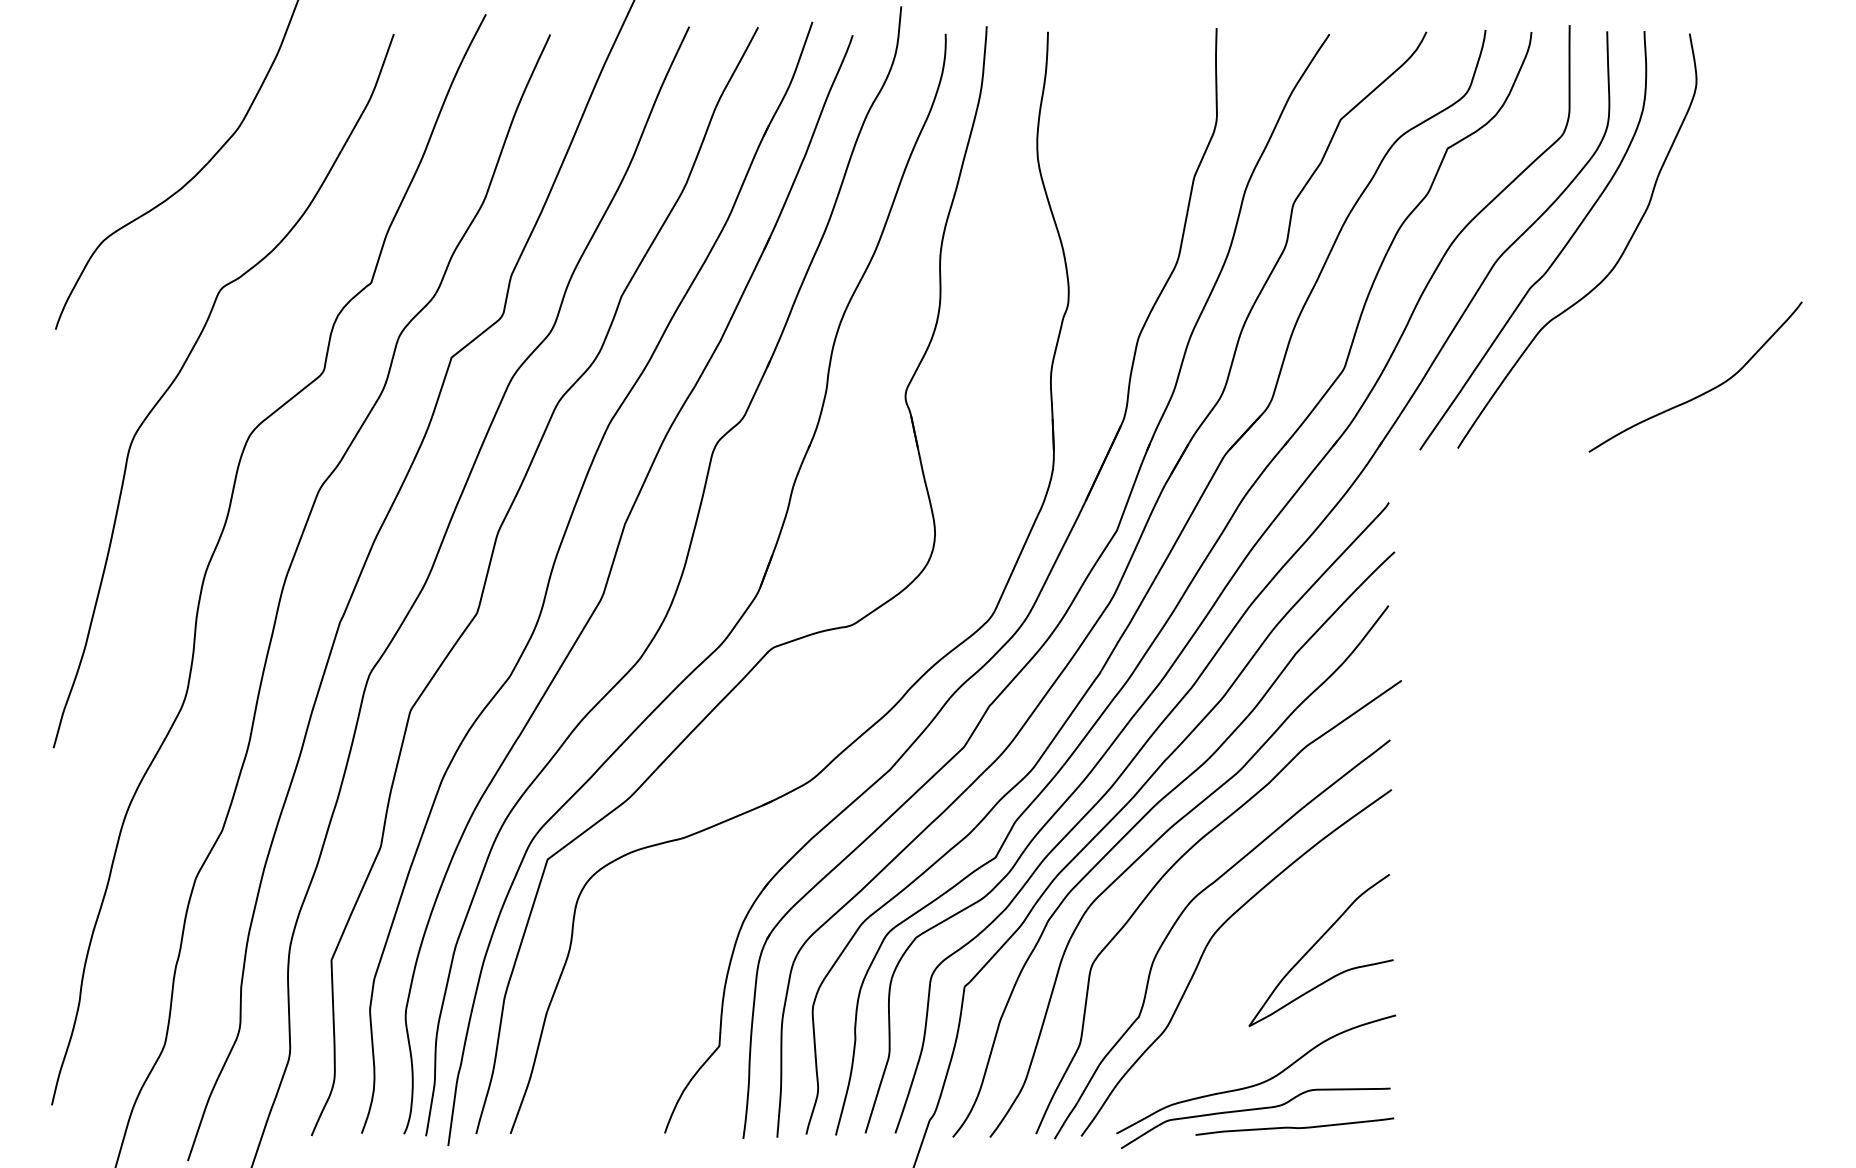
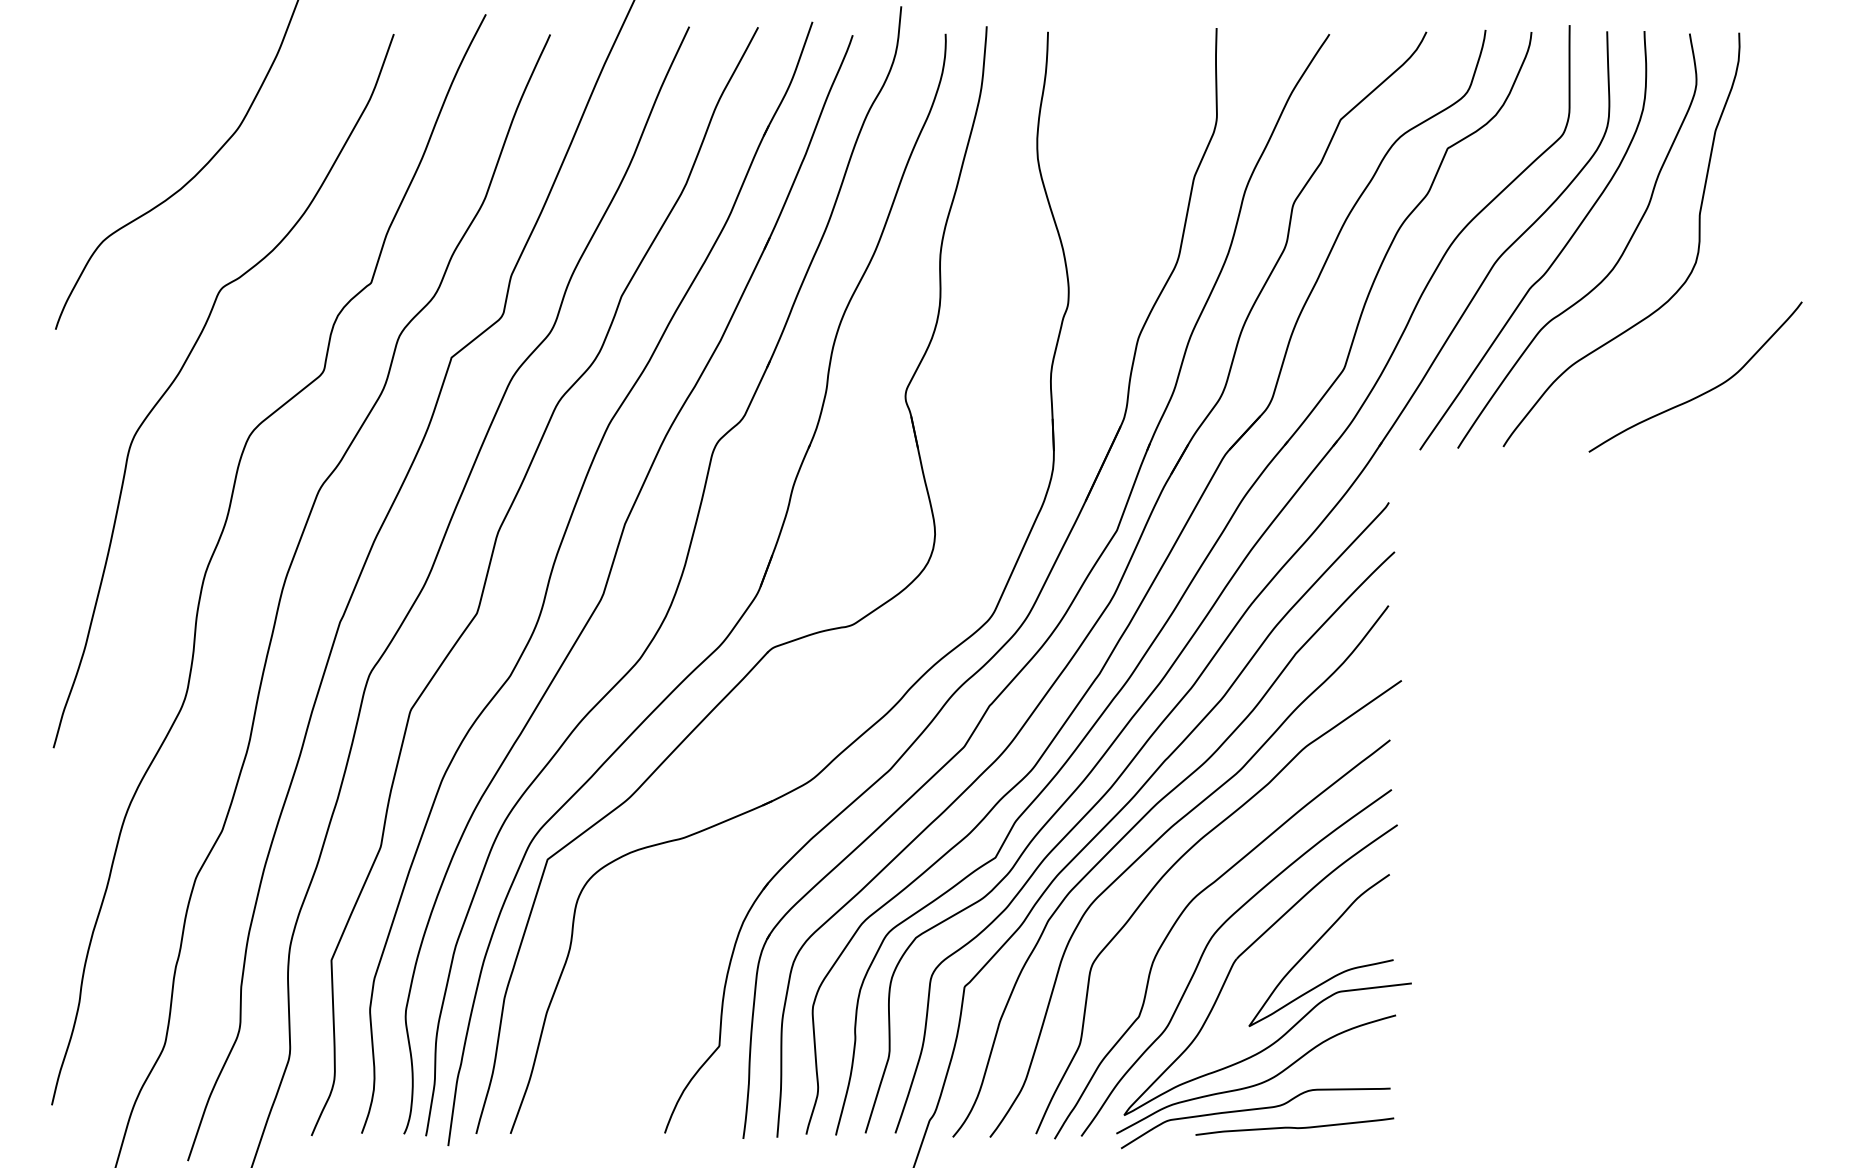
curve: none -> present (1676, 290)
part: none -> present (1249, 948)
